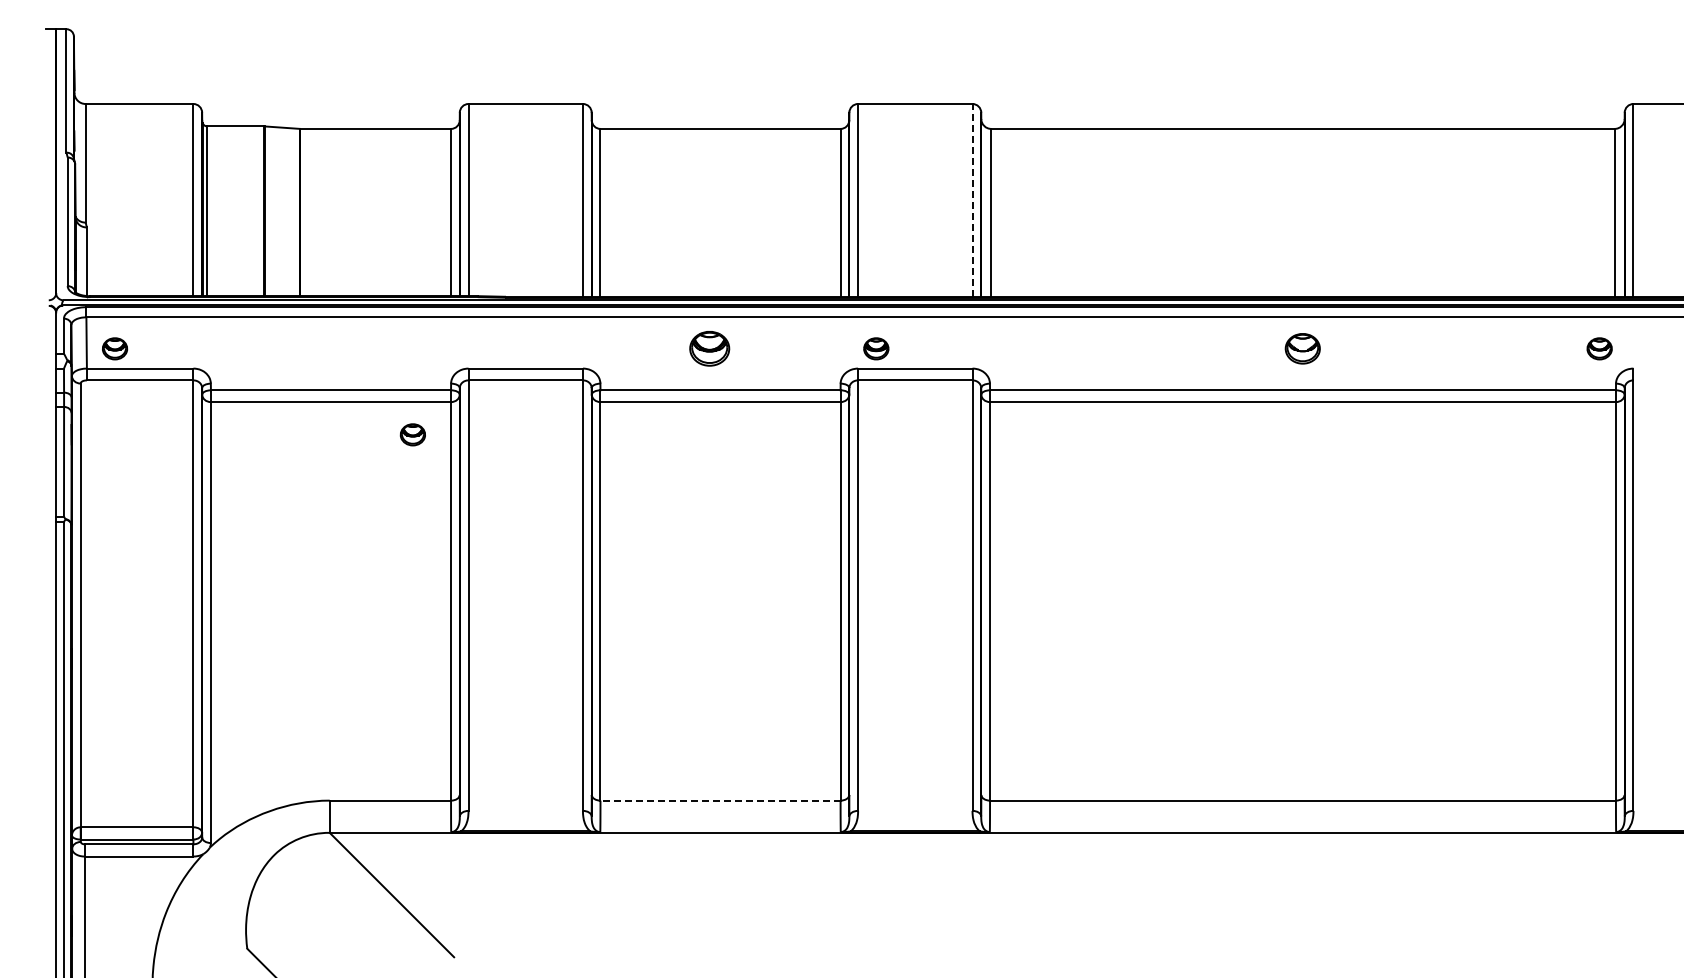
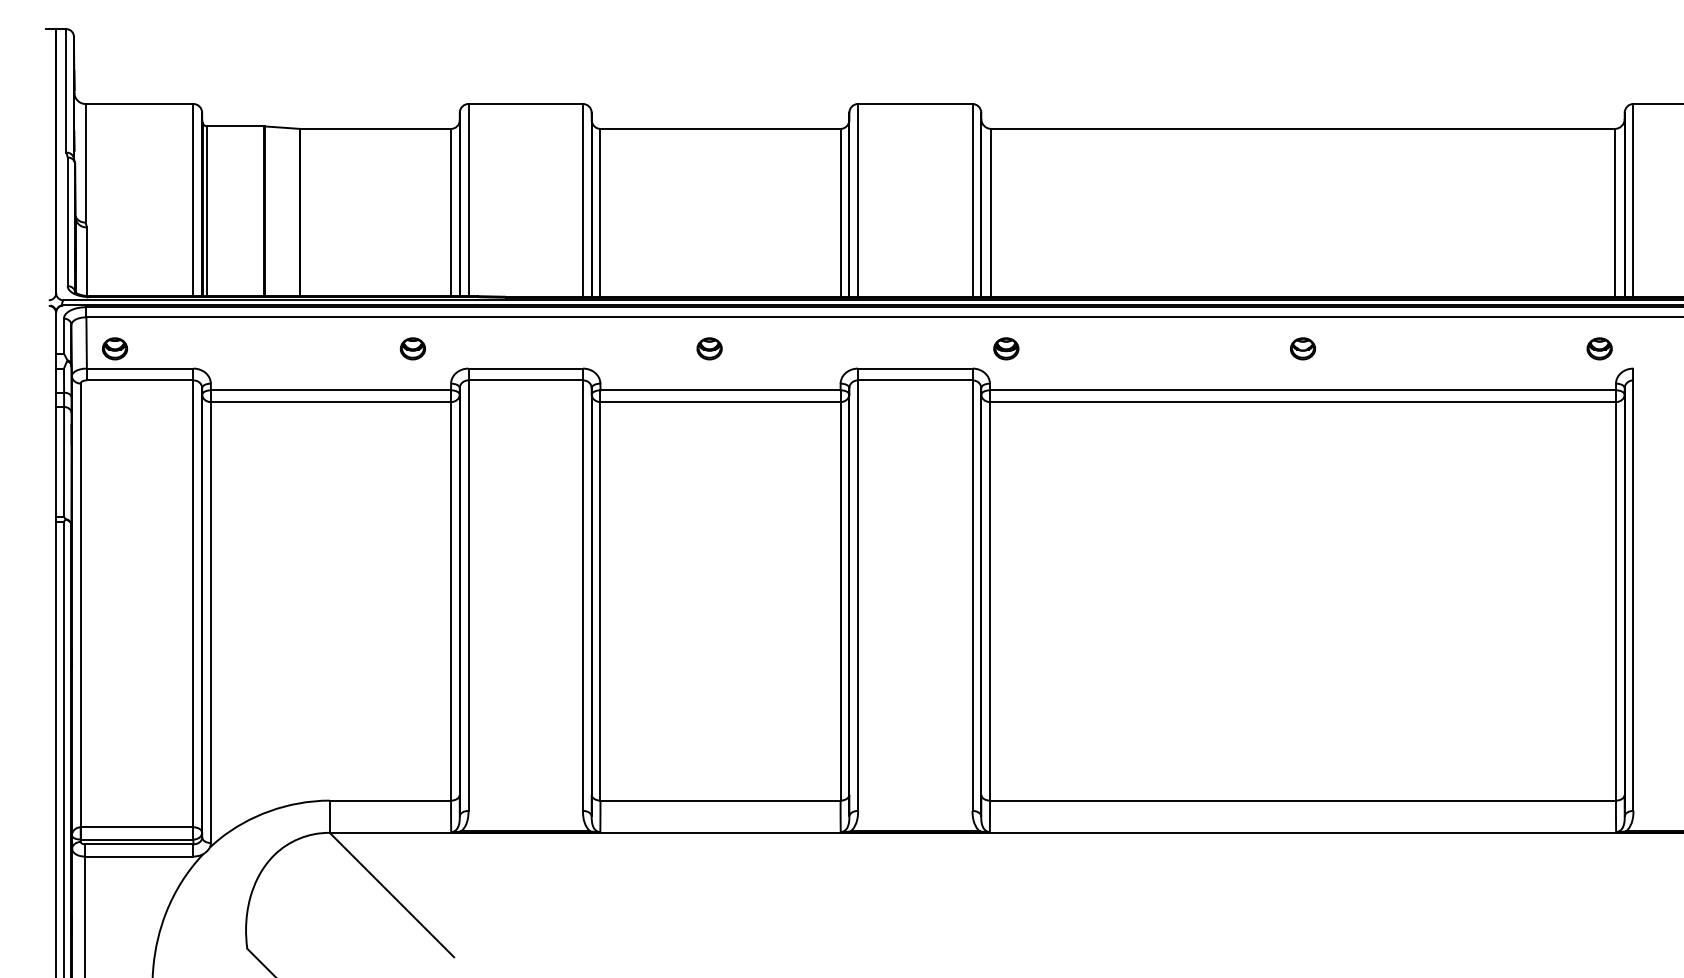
line: dashed -> solid (972, 199)
part size: 42x36 px -> 27x24 px (709, 348)
part position: (876, 348) -> (1006, 348) (1006, 348)
part size: 37x32 px -> 27x24 px (1303, 348)
part position: (412, 434) -> (412, 348) (412, 348)
line: dashed -> solid (720, 800)
